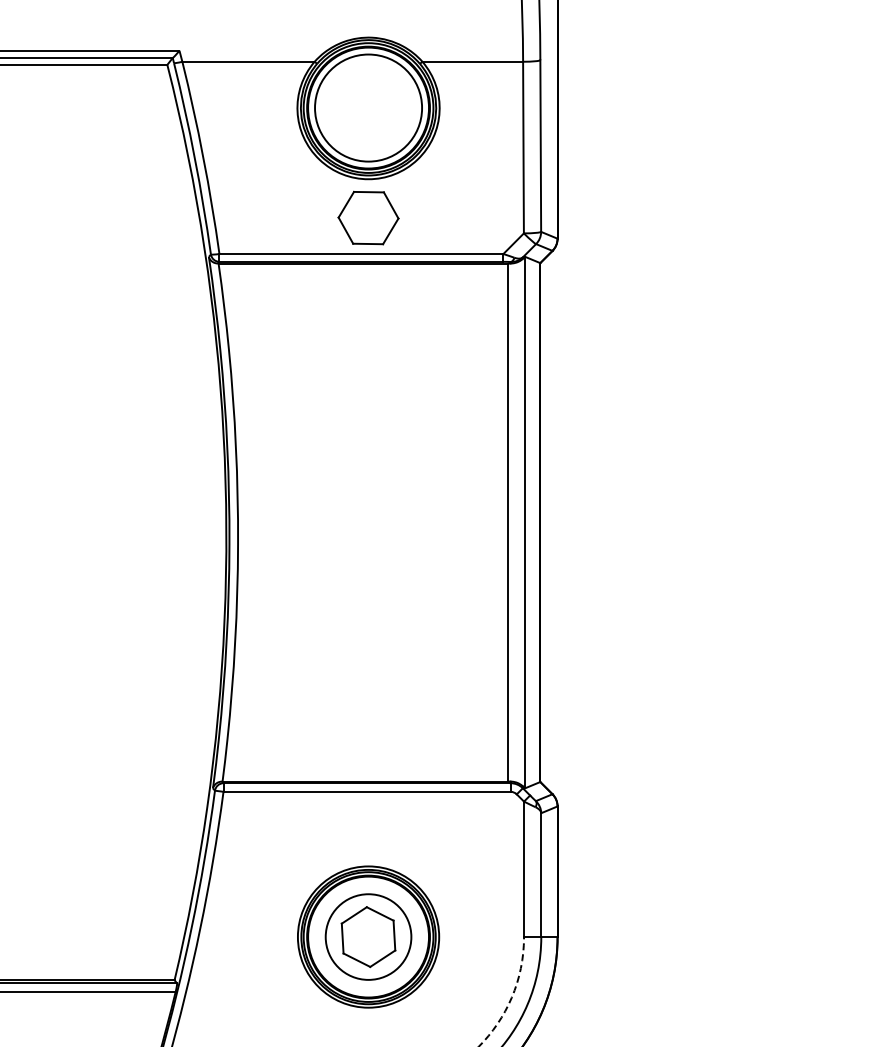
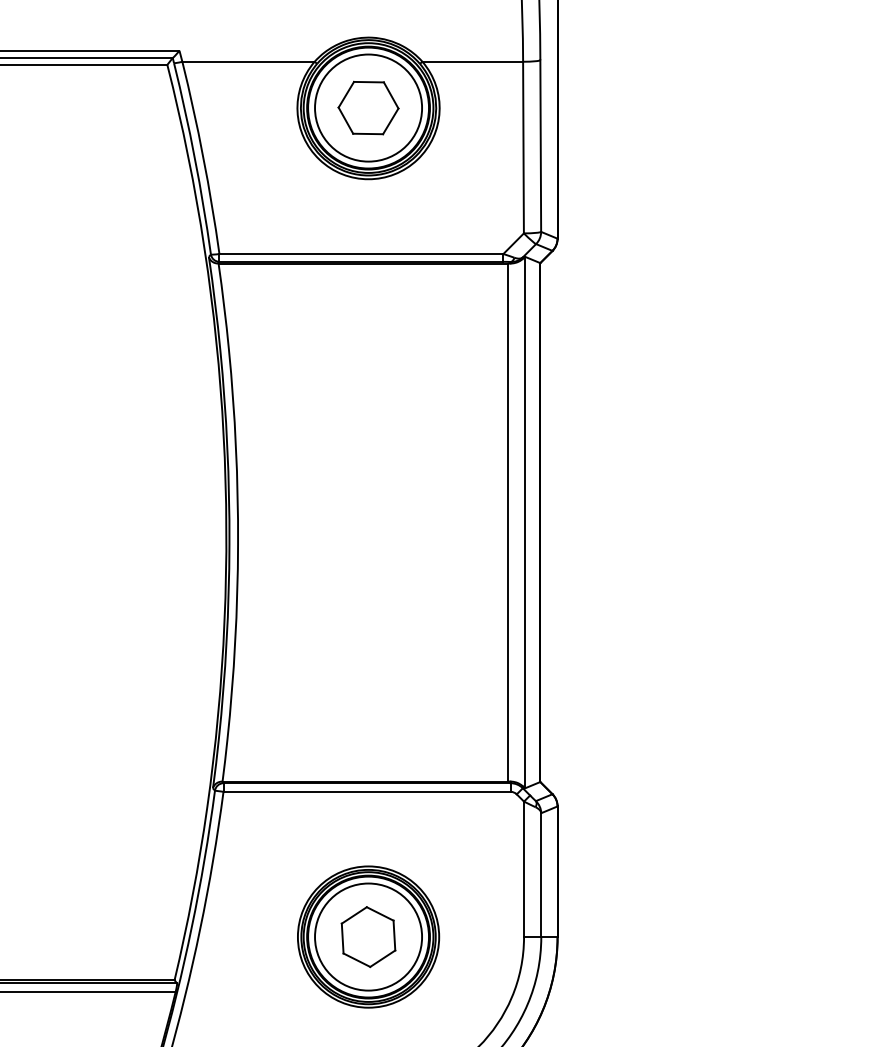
part position: (368, 217) -> (368, 107) (368, 107)
circle diameter: 86 px -> 107 px (368, 936)
arc: dashed -> solid (512, 996)
